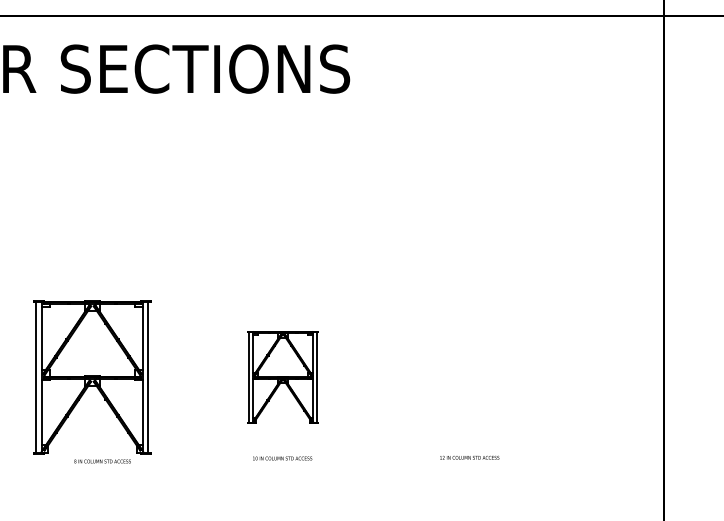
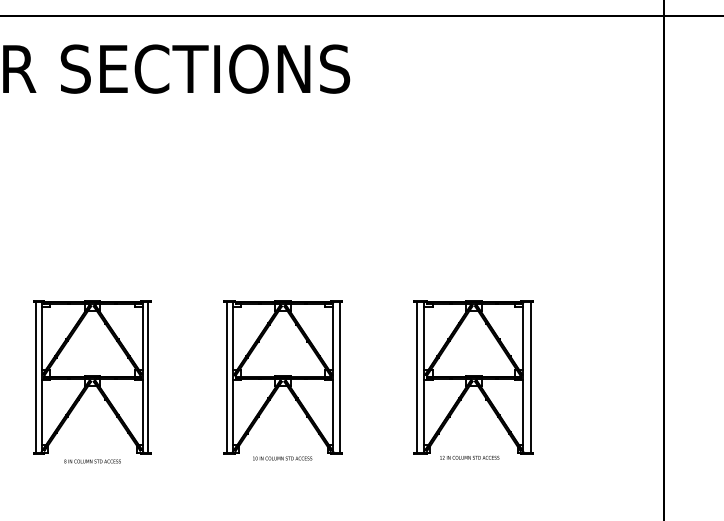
part size: 72x93 px -> 120x155 px (282, 377)
part: none -> present (473, 377)
text position: (102, 461) -> (92, 461) (92, 461)
